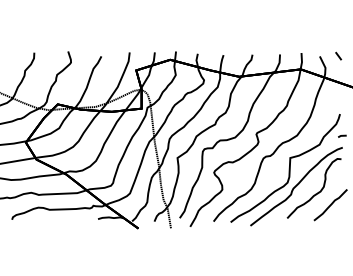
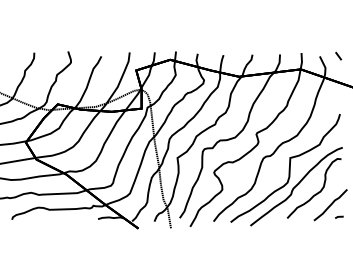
part position: (342, 135) -> (339, 216) (339, 216)
